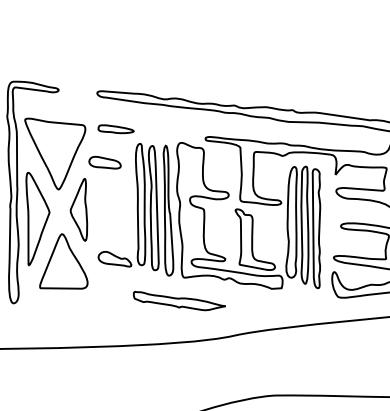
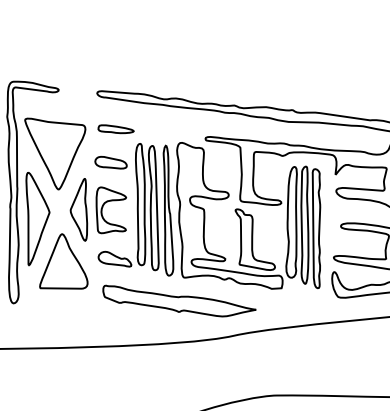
part position: (104, 162) -> (110, 162) (110, 162)
part: none -> present (103, 207)
part size: 94x22 px -> 155x34 px (179, 300)
